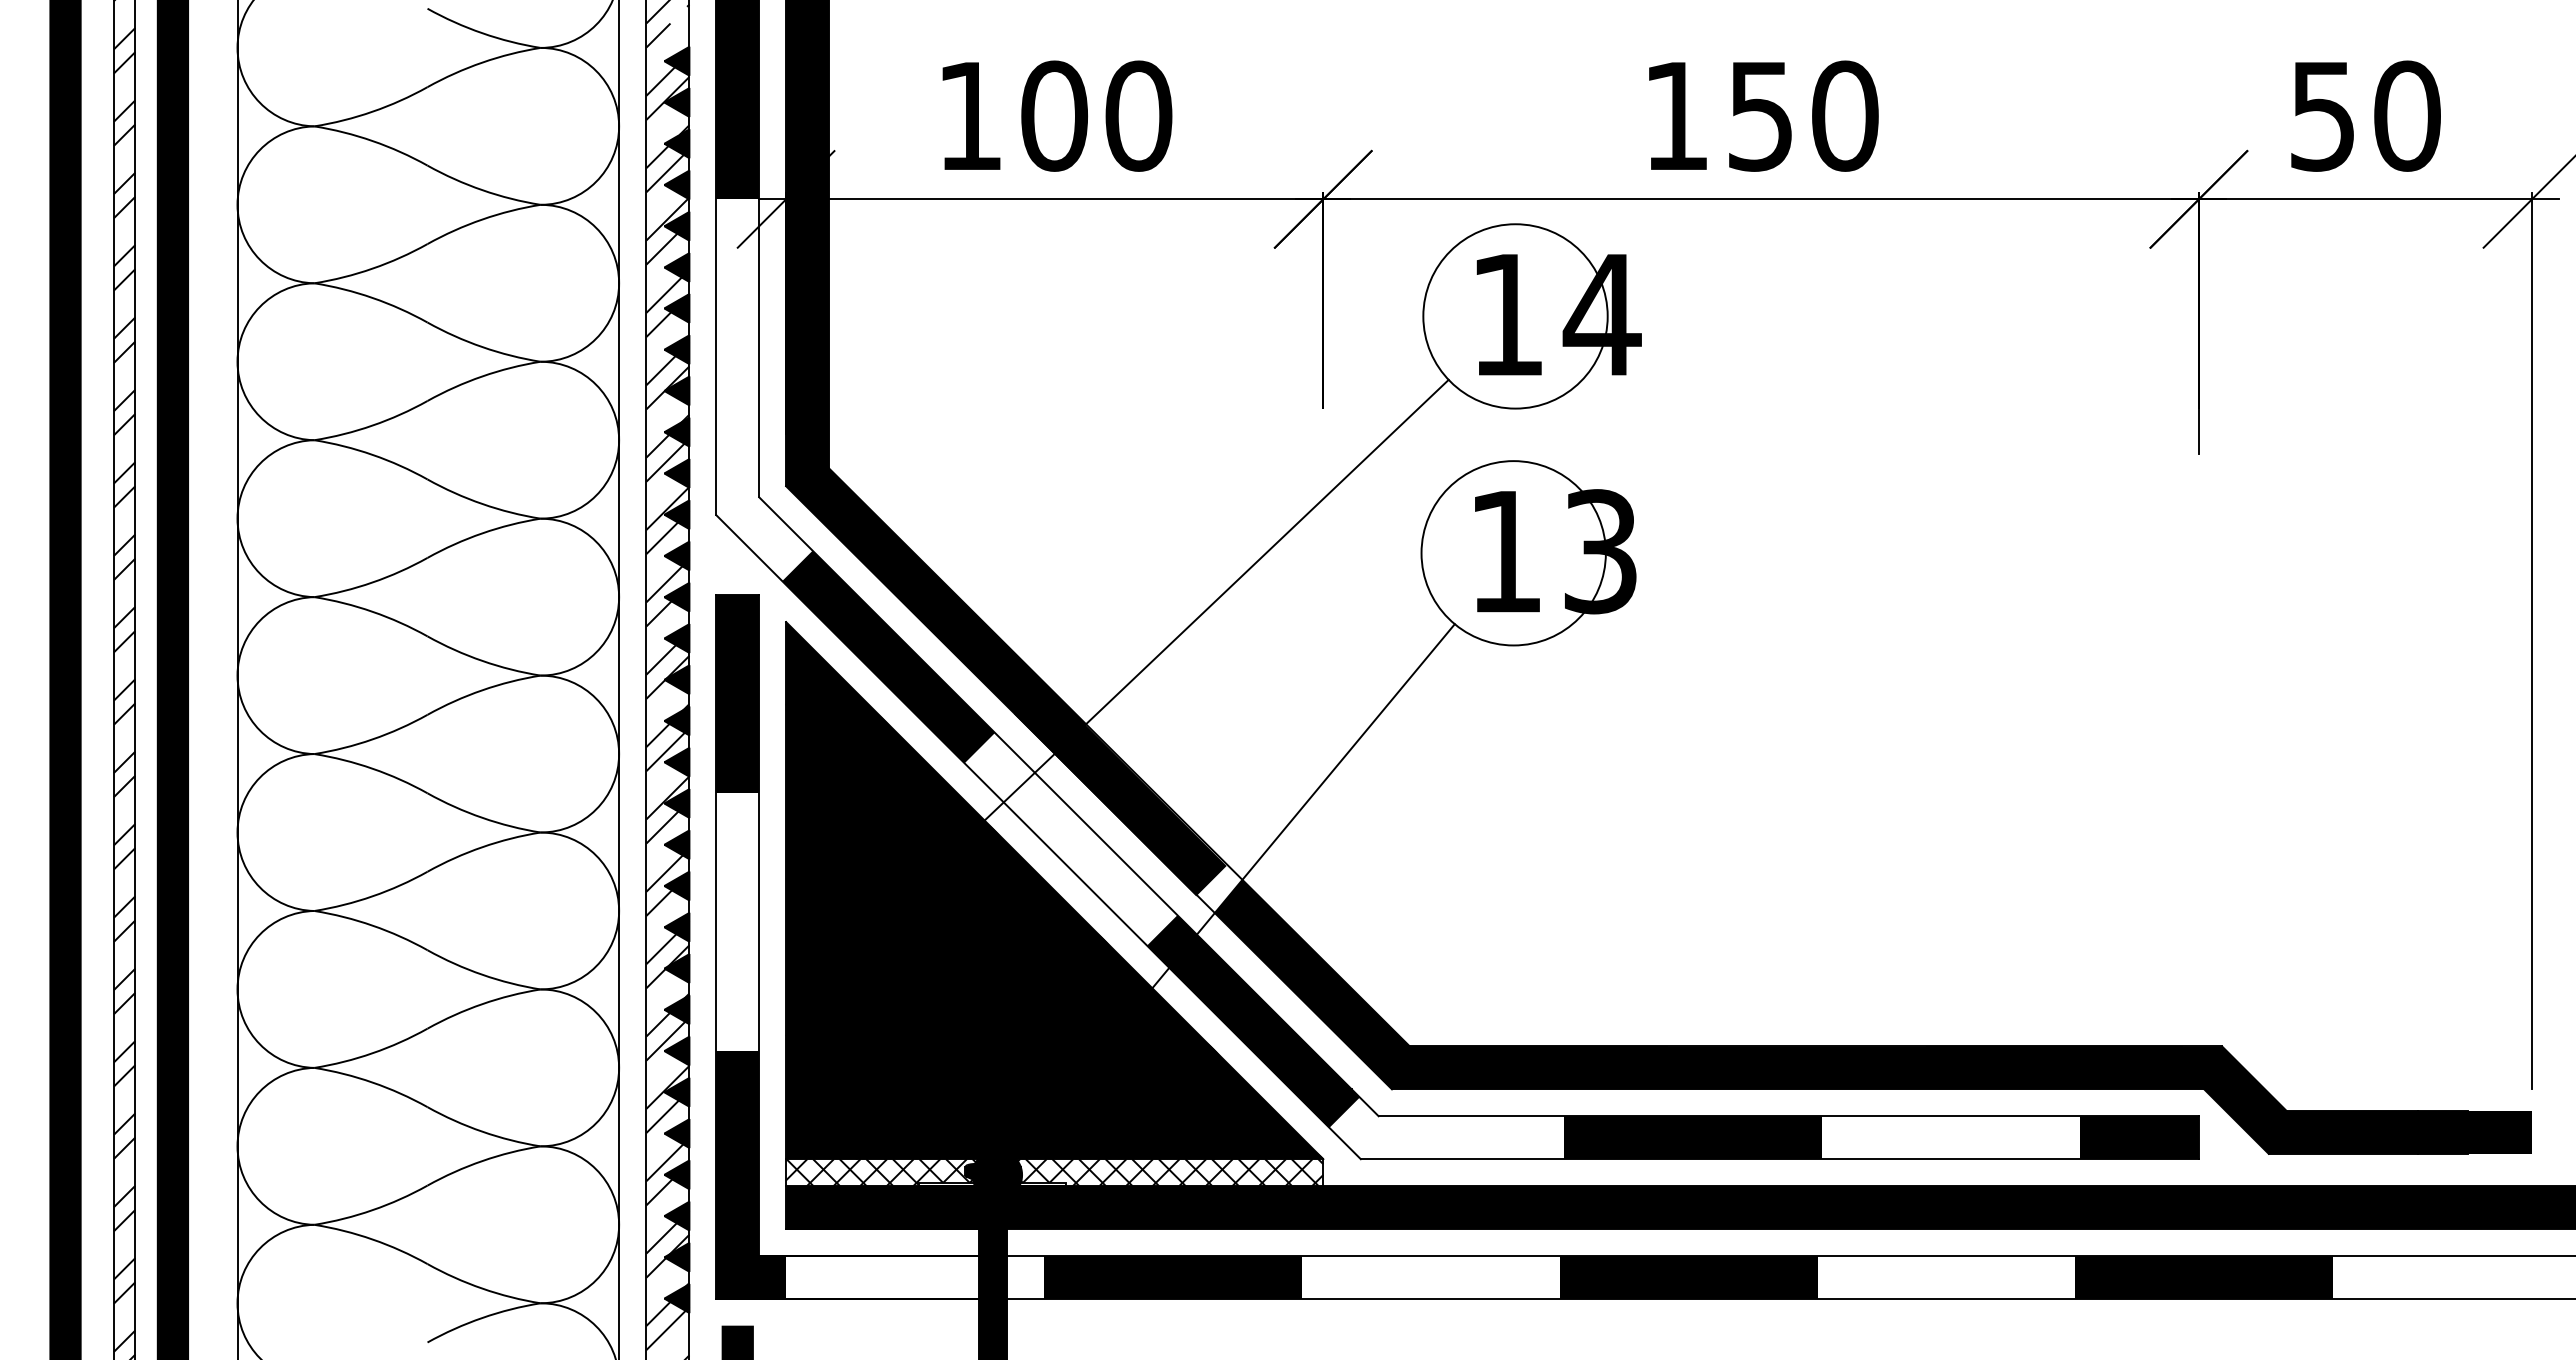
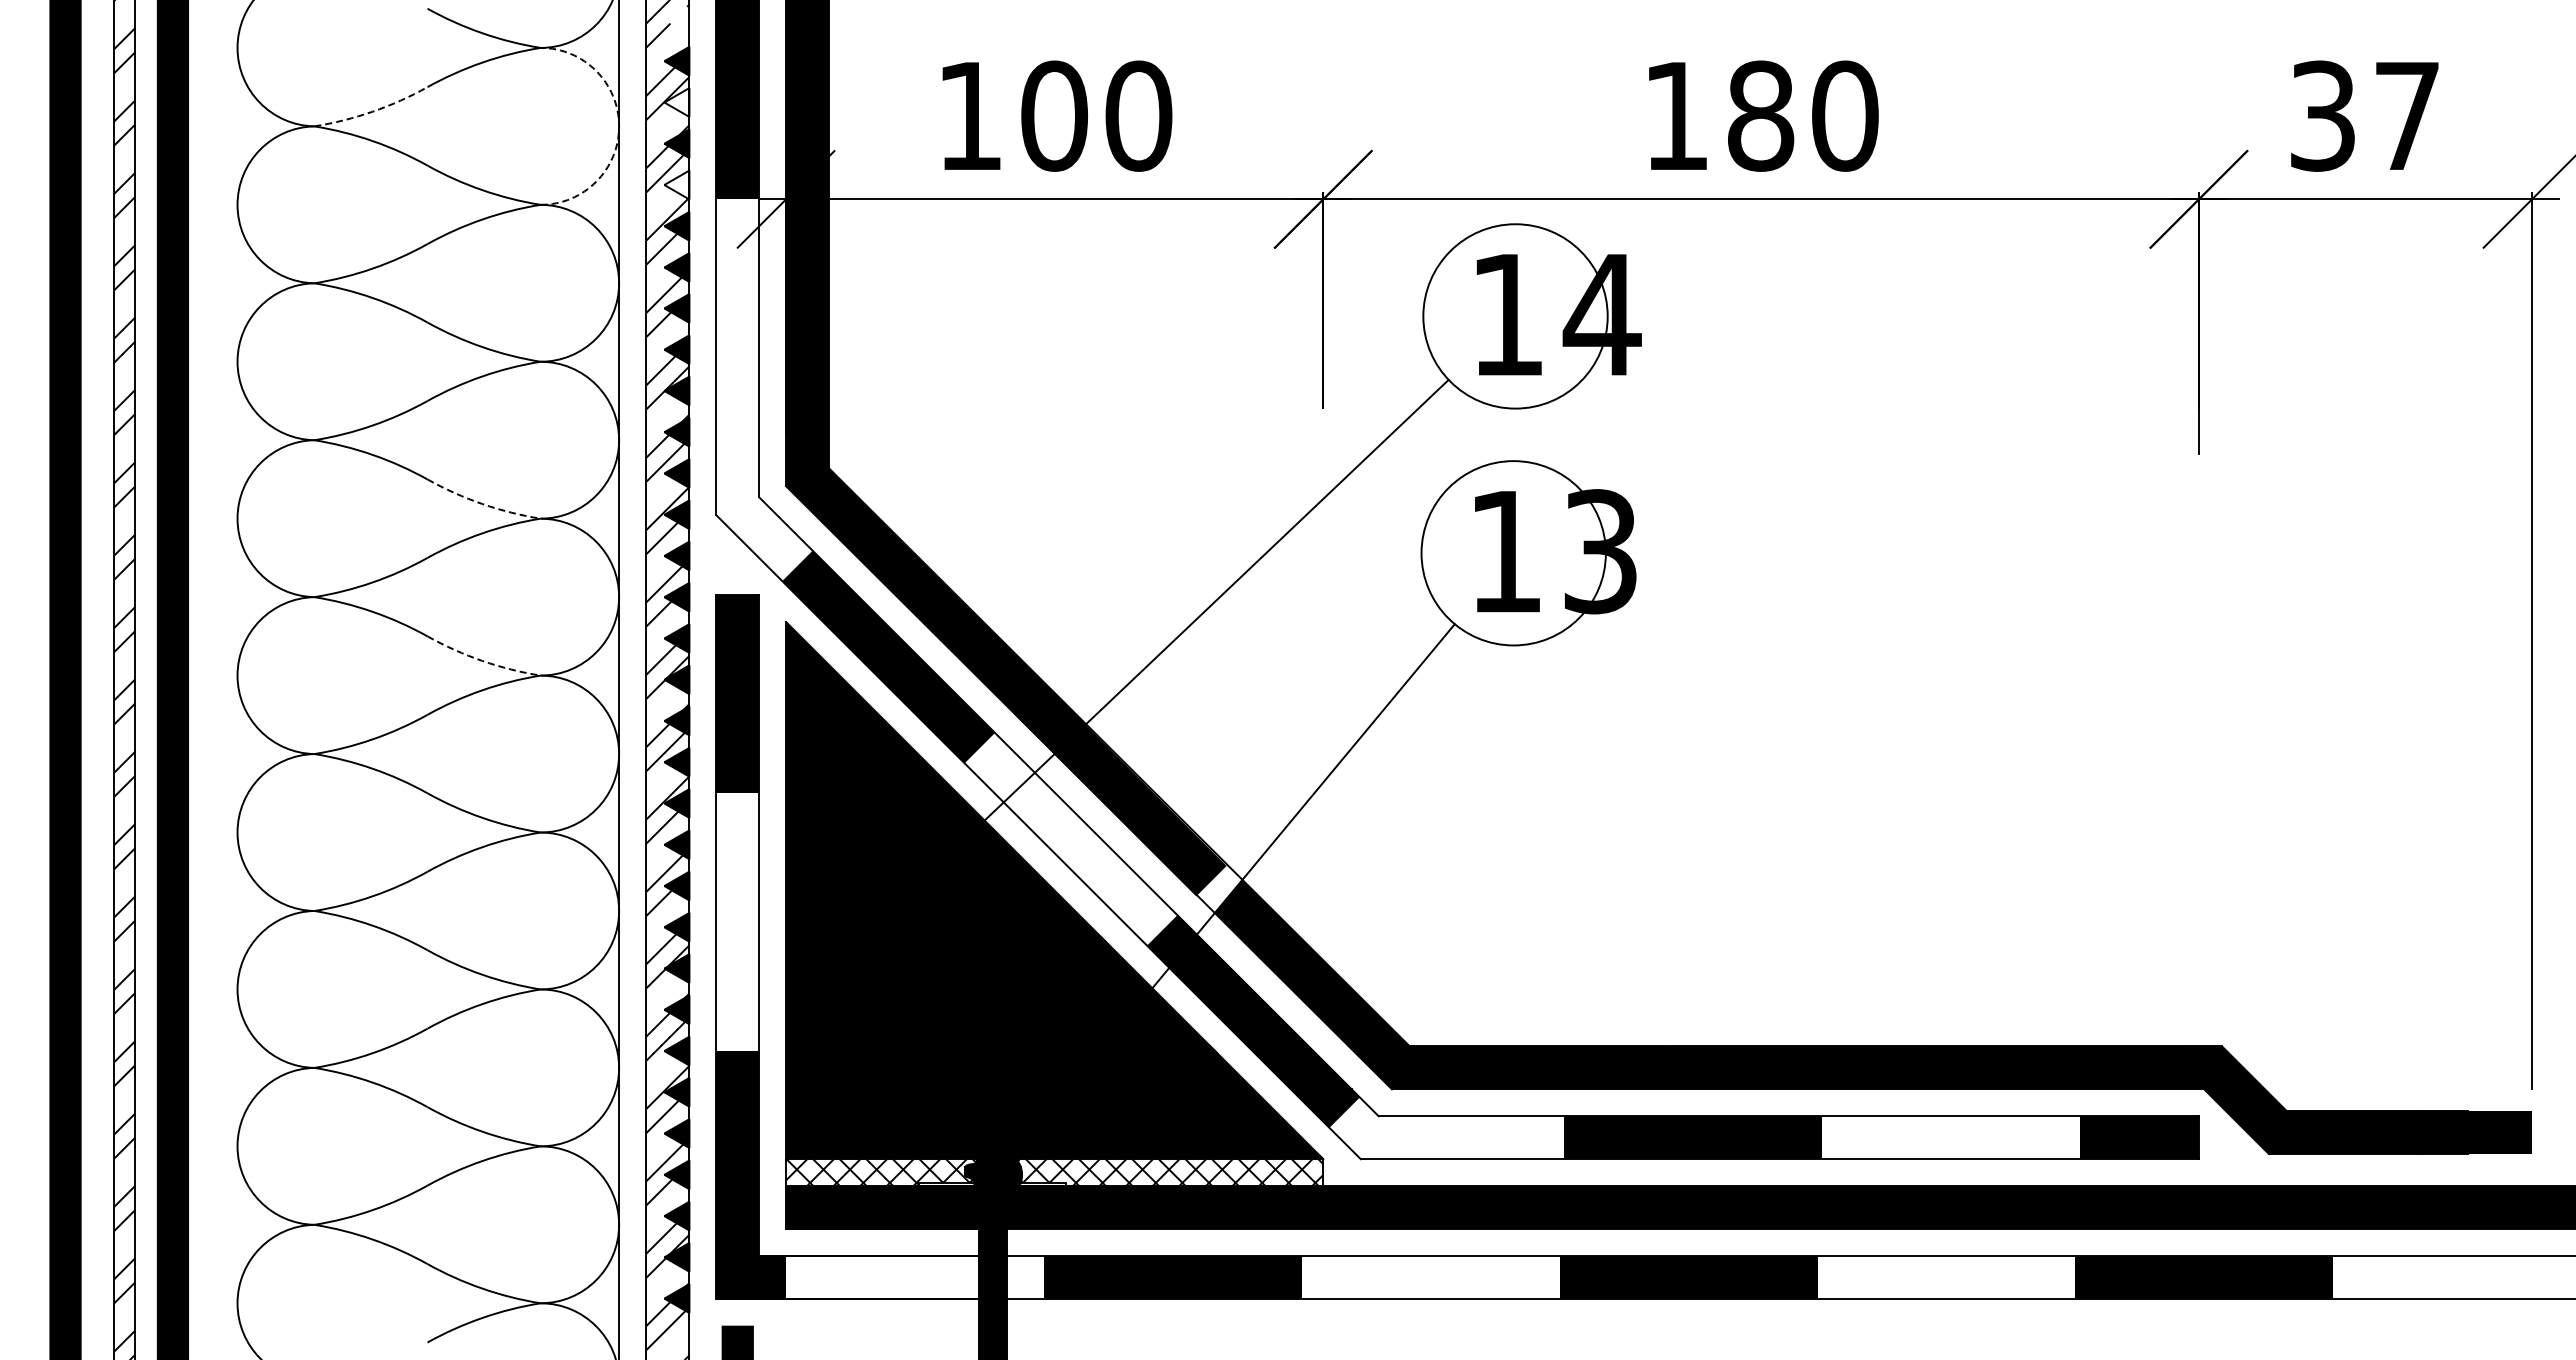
fill: present -> none (676, 102)
arc: solid -> dashed (372, 111)
text: 150 -> 180 (1761, 115)
text: 50 -> 37 (2365, 115)
arc: solid -> dashed (619, 126)
fill: present -> none (676, 184)
arc: solid -> dashed (482, 504)
arc: solid -> dashed (482, 660)
line: present -> none (237, 679)
